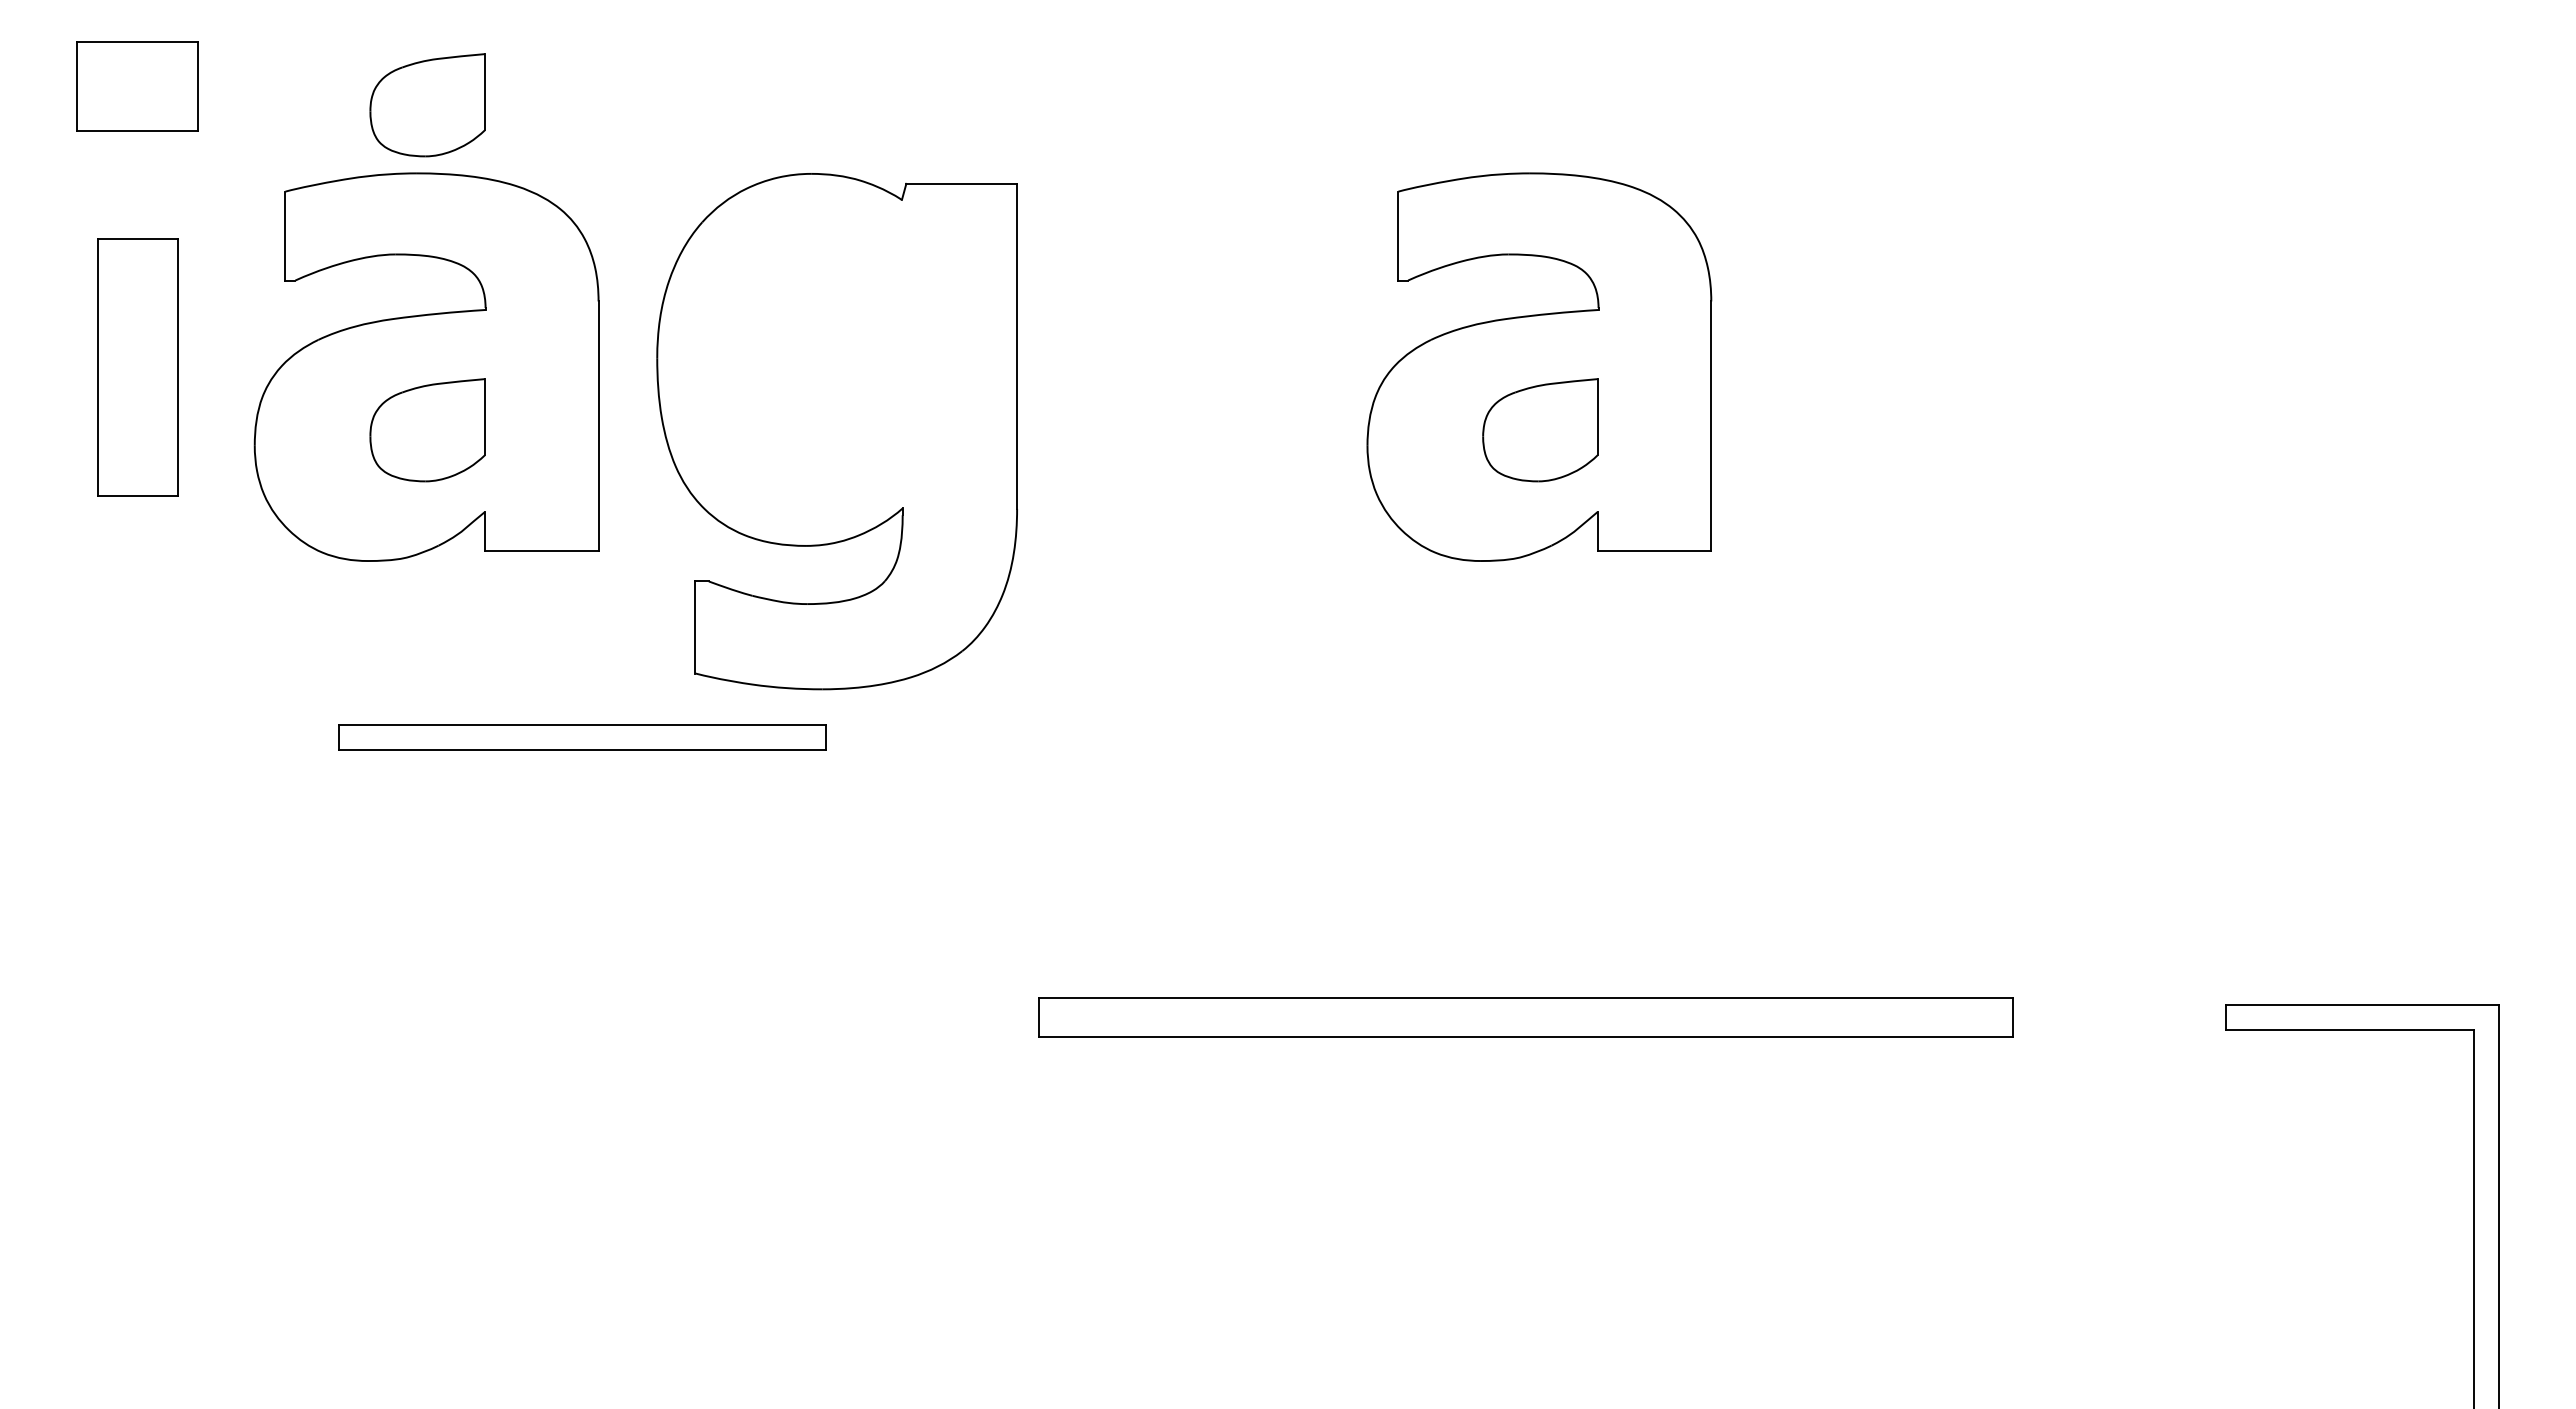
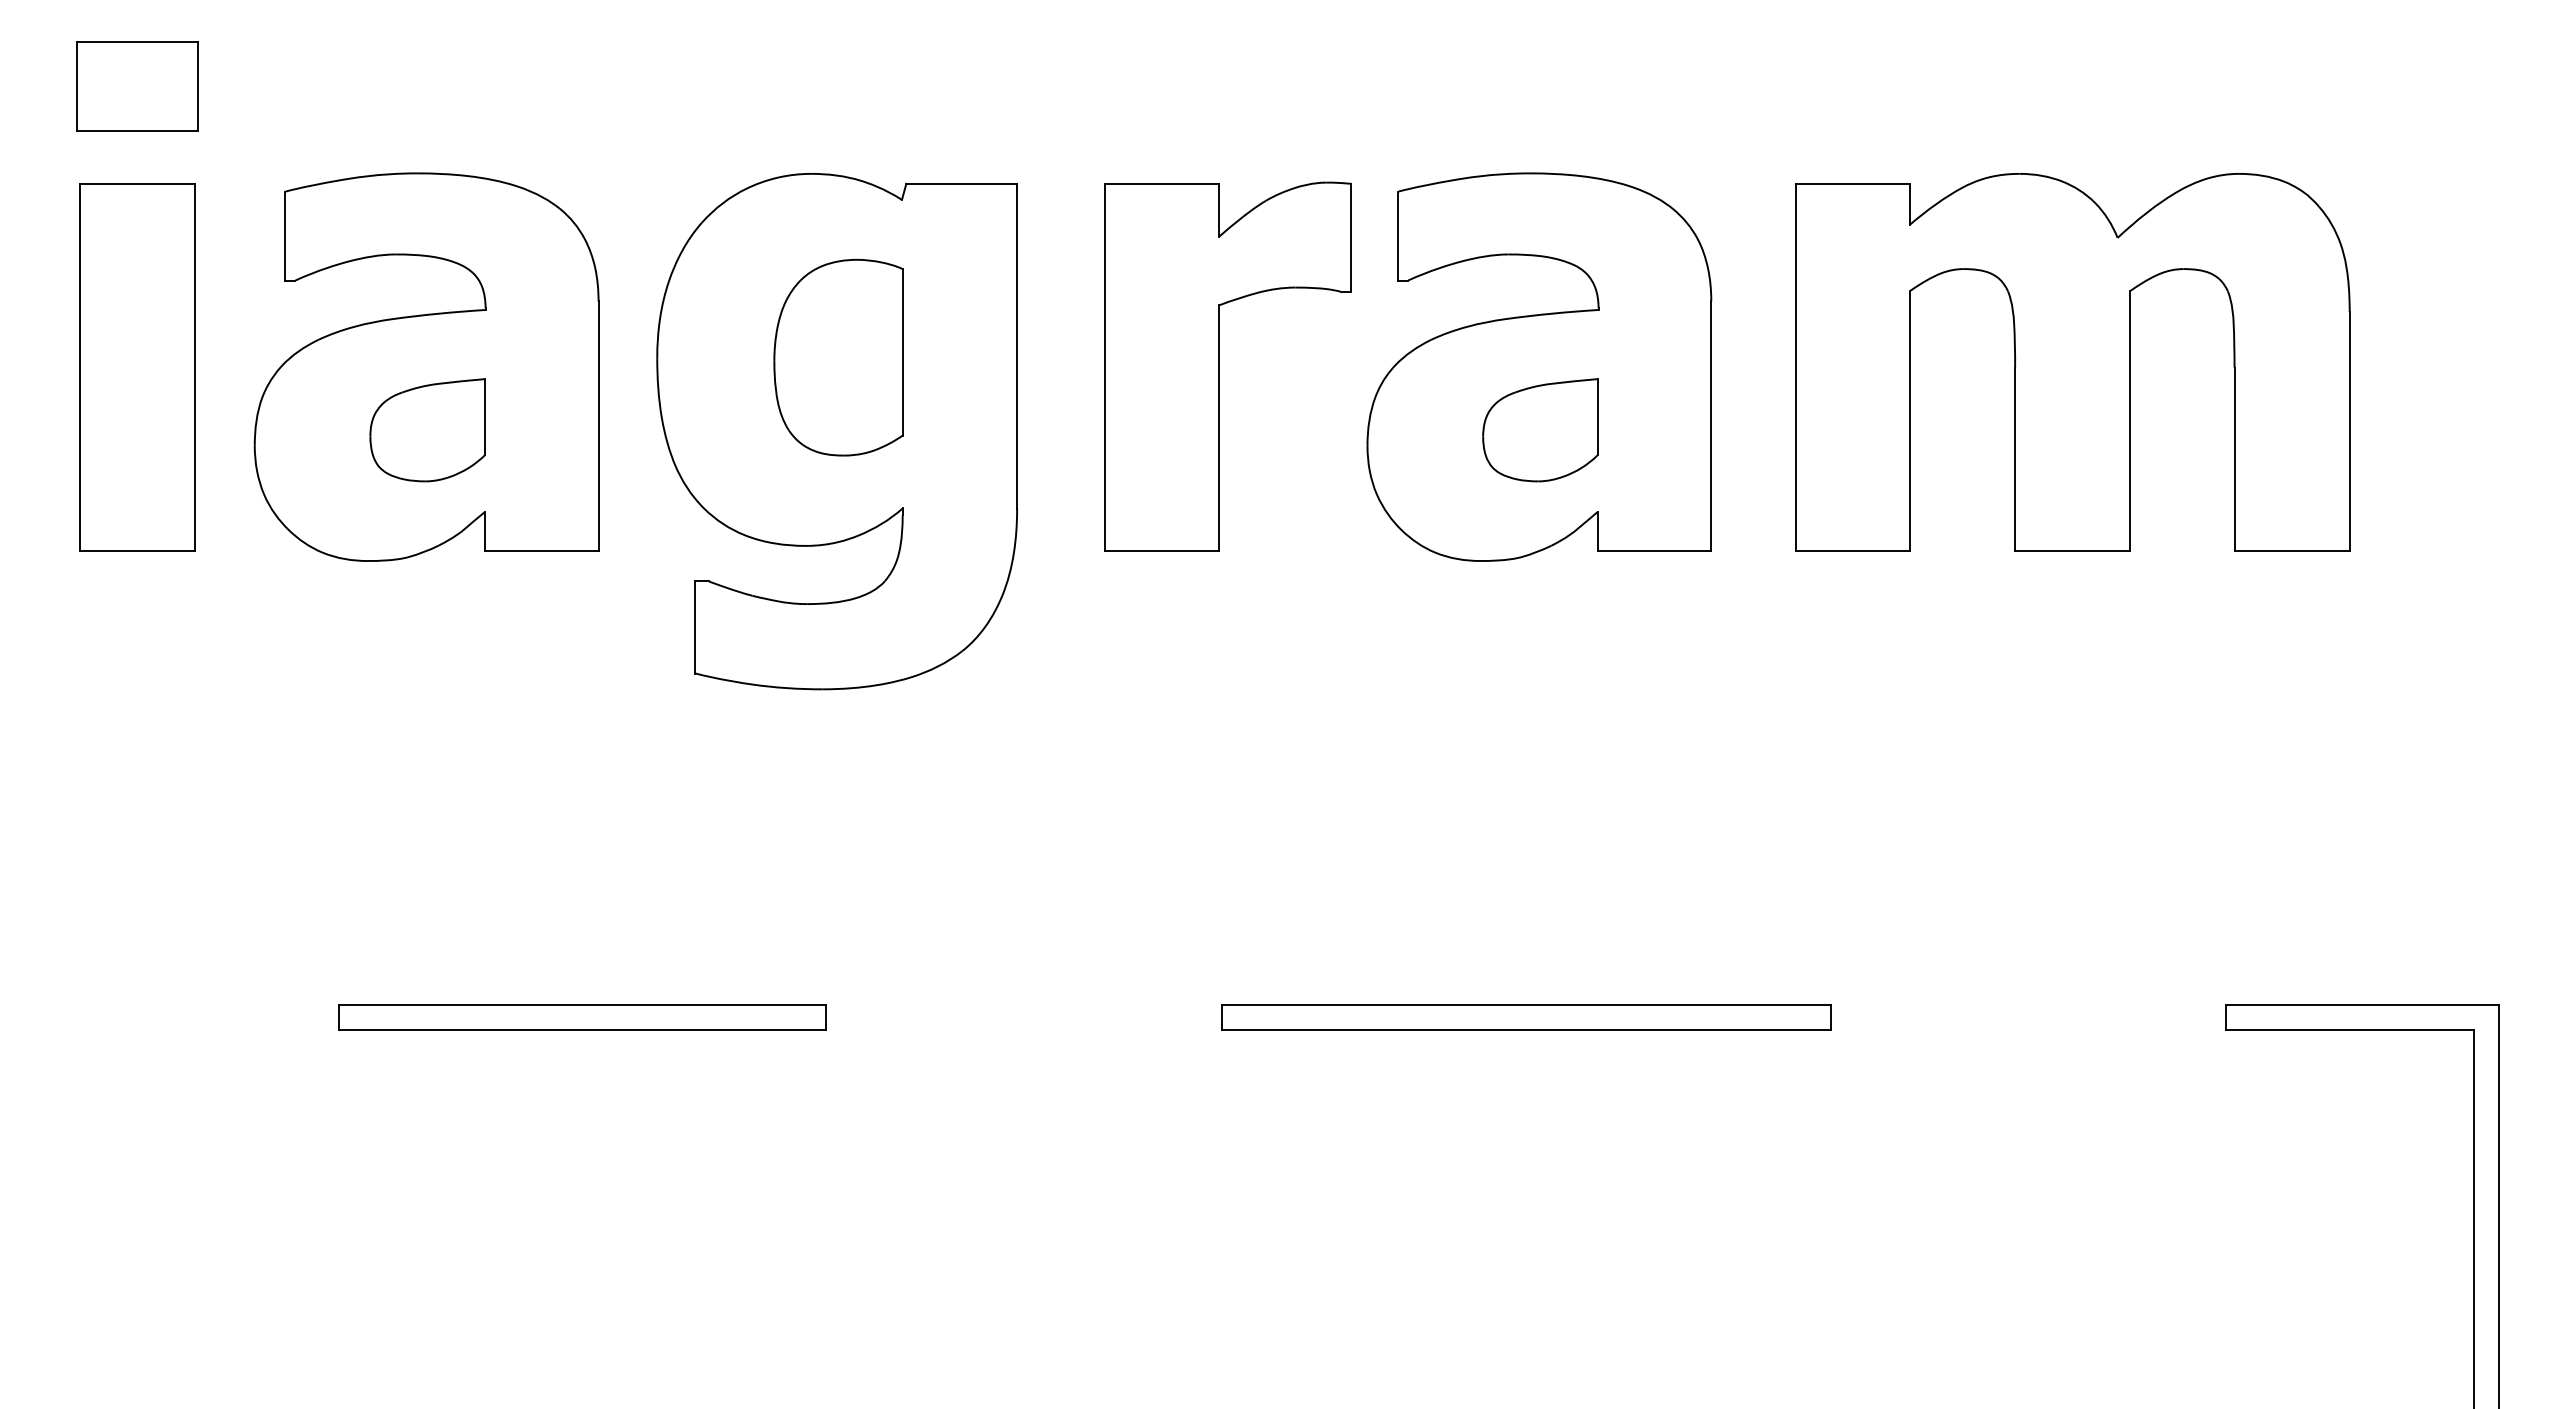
part: present -> none (427, 105)
part: none -> present (838, 357)
part: none -> present (2072, 362)
part: none -> present (1219, 366)
part size: 82x259 px -> 117x369 px (137, 367)
part position: (582, 737) -> (582, 1017) (582, 1017)
part size: 976x41 px -> 611x27 px (1526, 1017)
